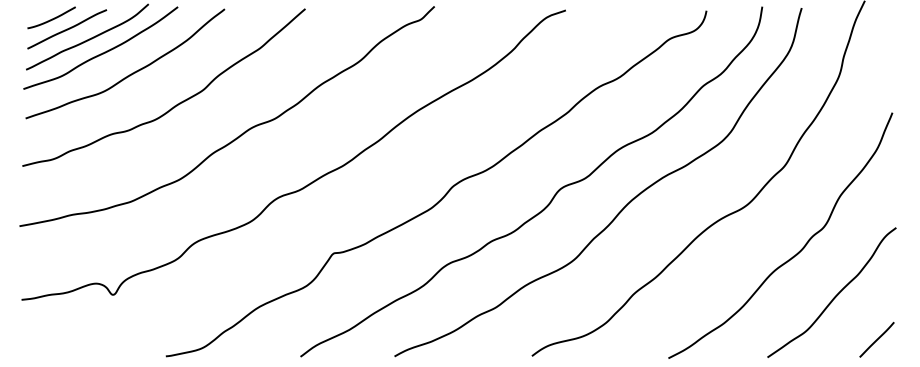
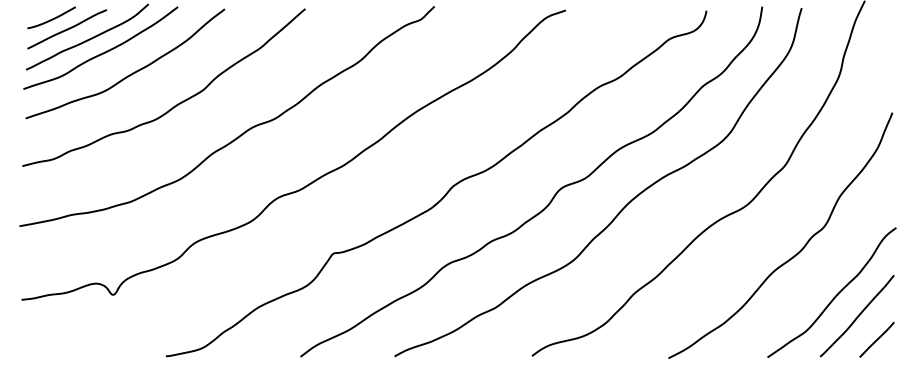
curve: none -> present (856, 316)
